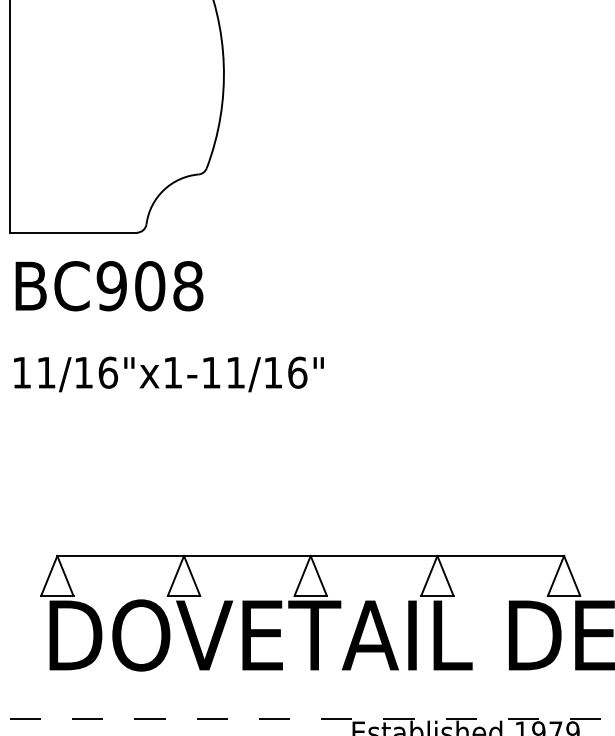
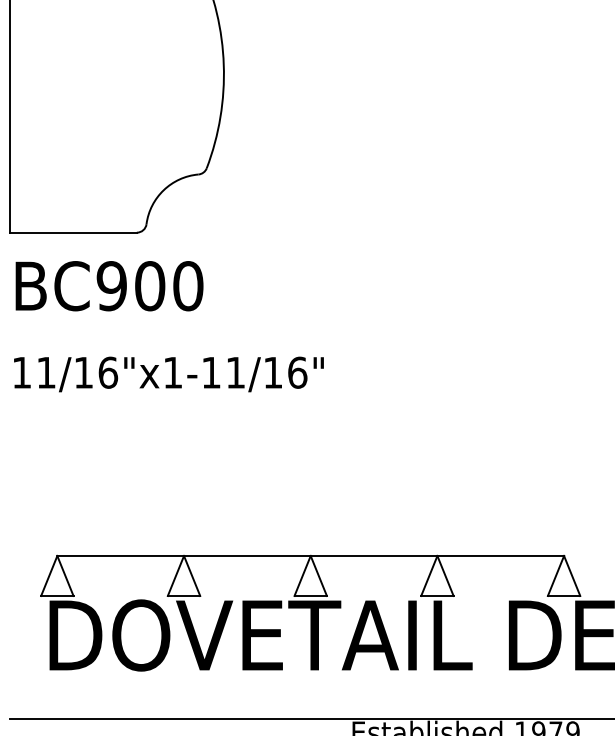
text: BC908 -> BC900 (188, 286)
line: dashed -> solid (312, 718)
